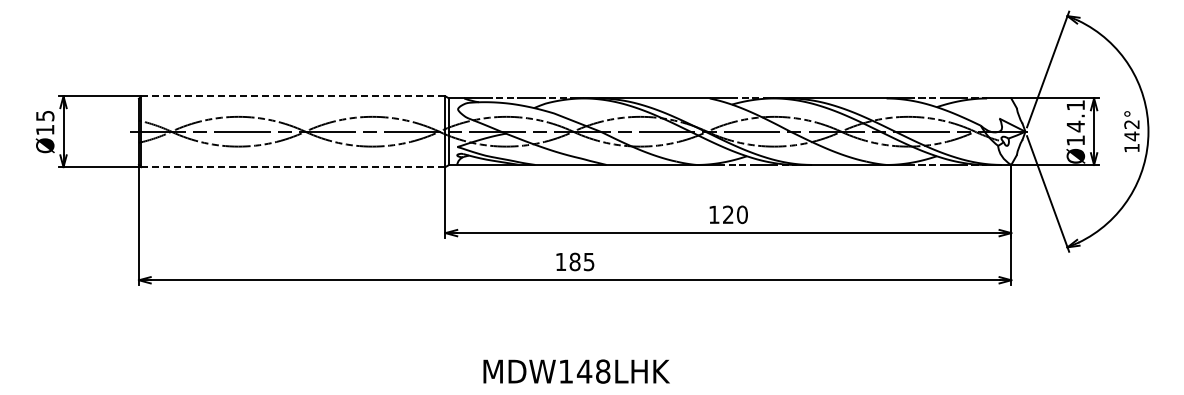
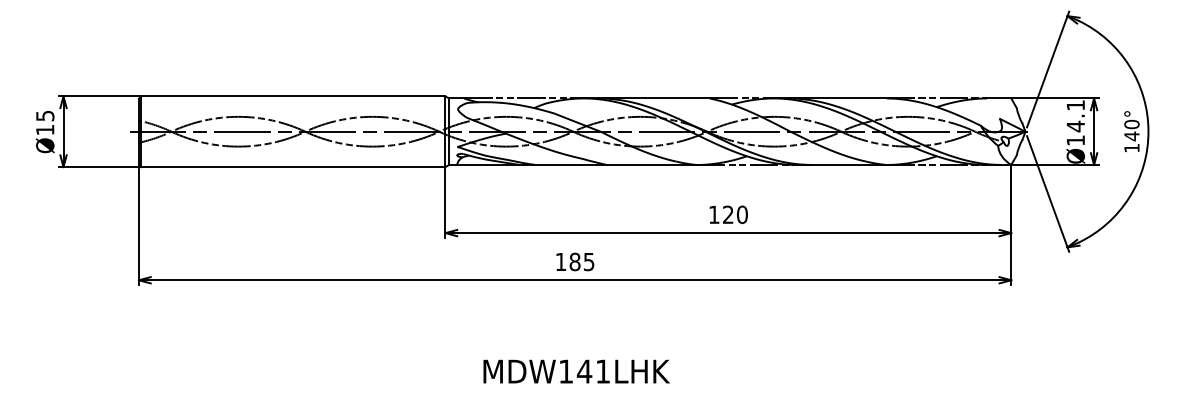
line: dashed -> solid (293, 96)
text: 142° -> 140° (1131, 124)
line: dashed -> solid (293, 167)
text: MDW148LHK -> MDW141LHK (603, 371)
